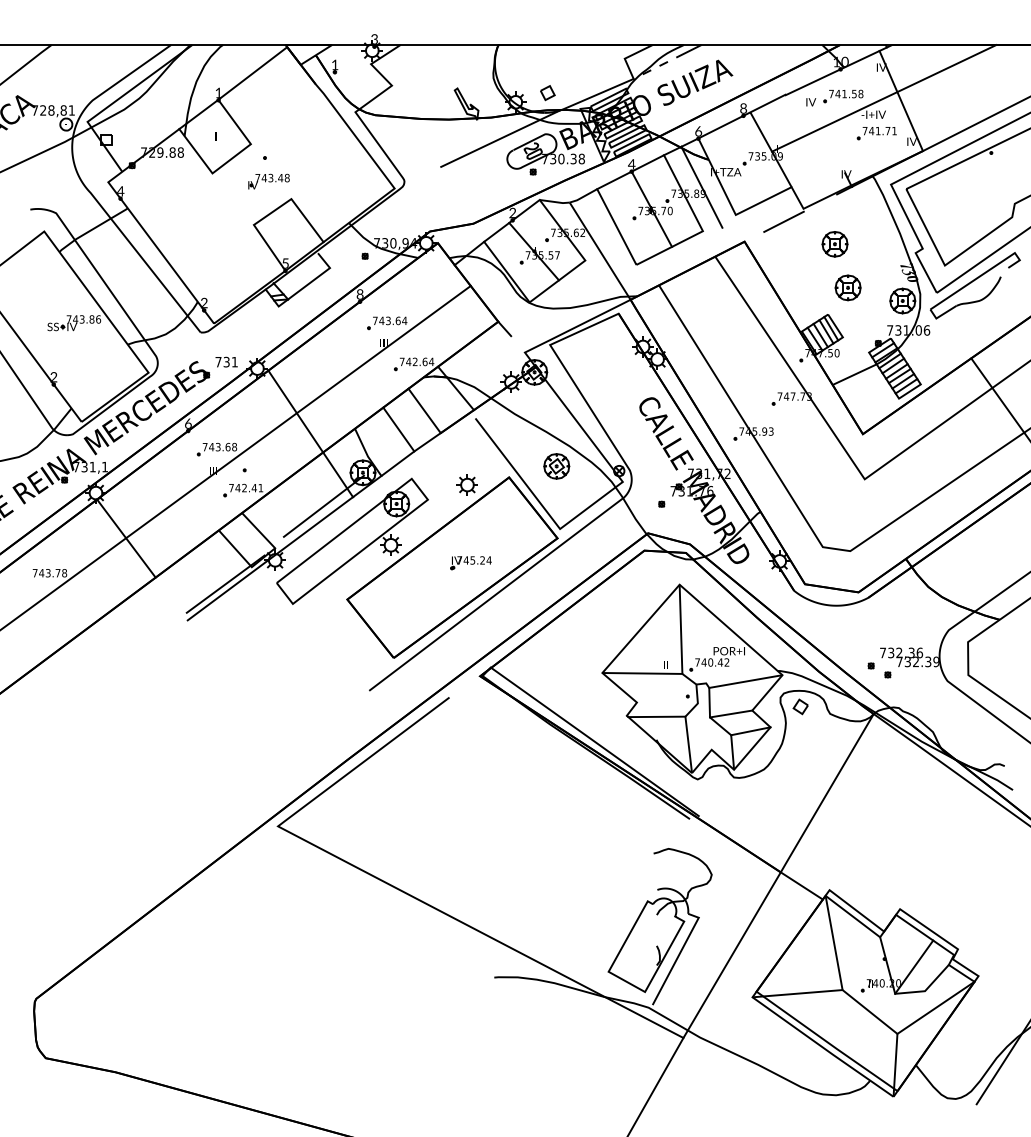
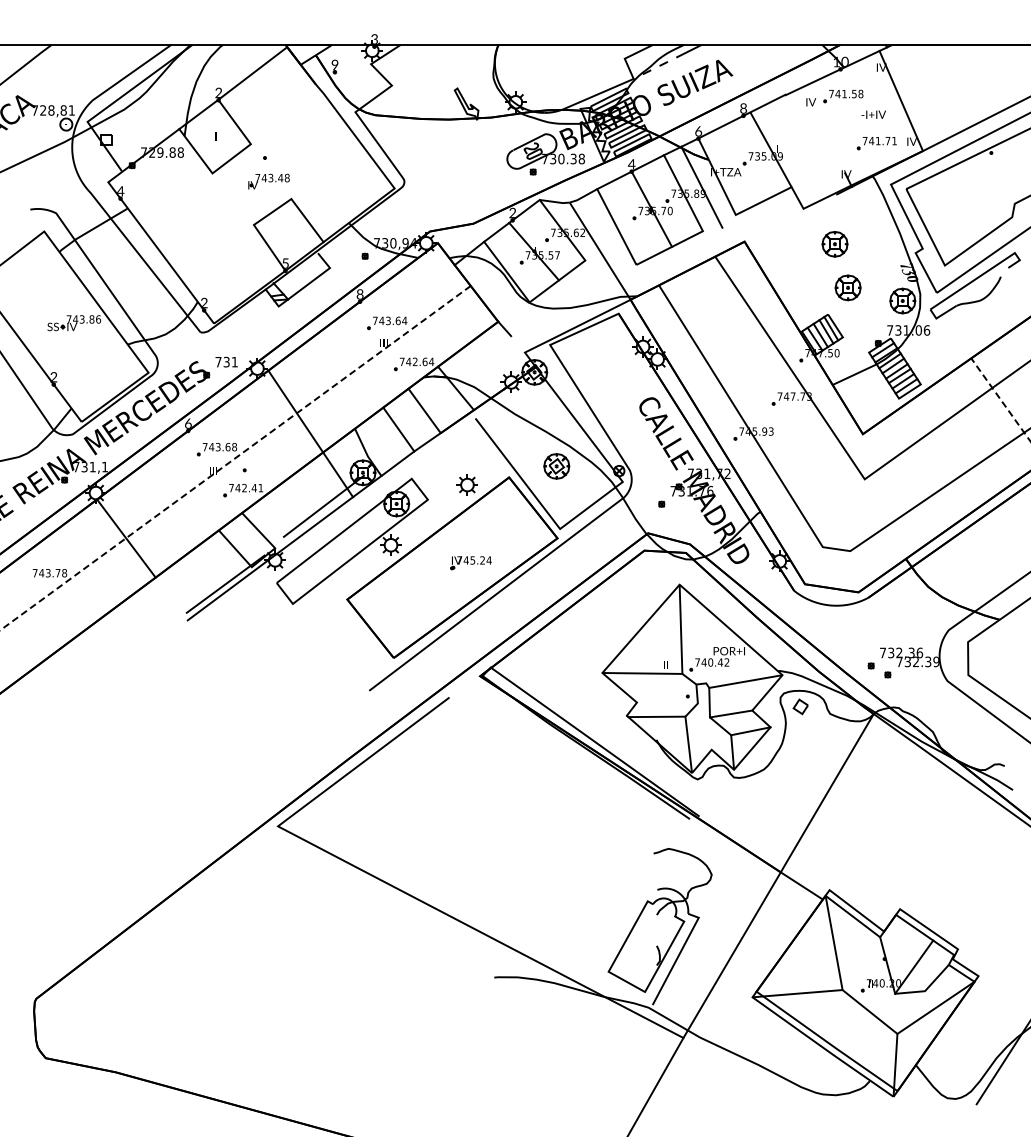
text: 1 -> 9 (334, 64)
text: 1 -> 2 (218, 92)
part: present -> none (547, 93)
line: present -> none (884, 98)
part position: (876, 133) -> (876, 143) (876, 143)
line: present -> none (500, 138)
line: present -> none (783, 221)
line: solid -> dashed (1000, 399)
line: solid -> dashed (235, 458)
